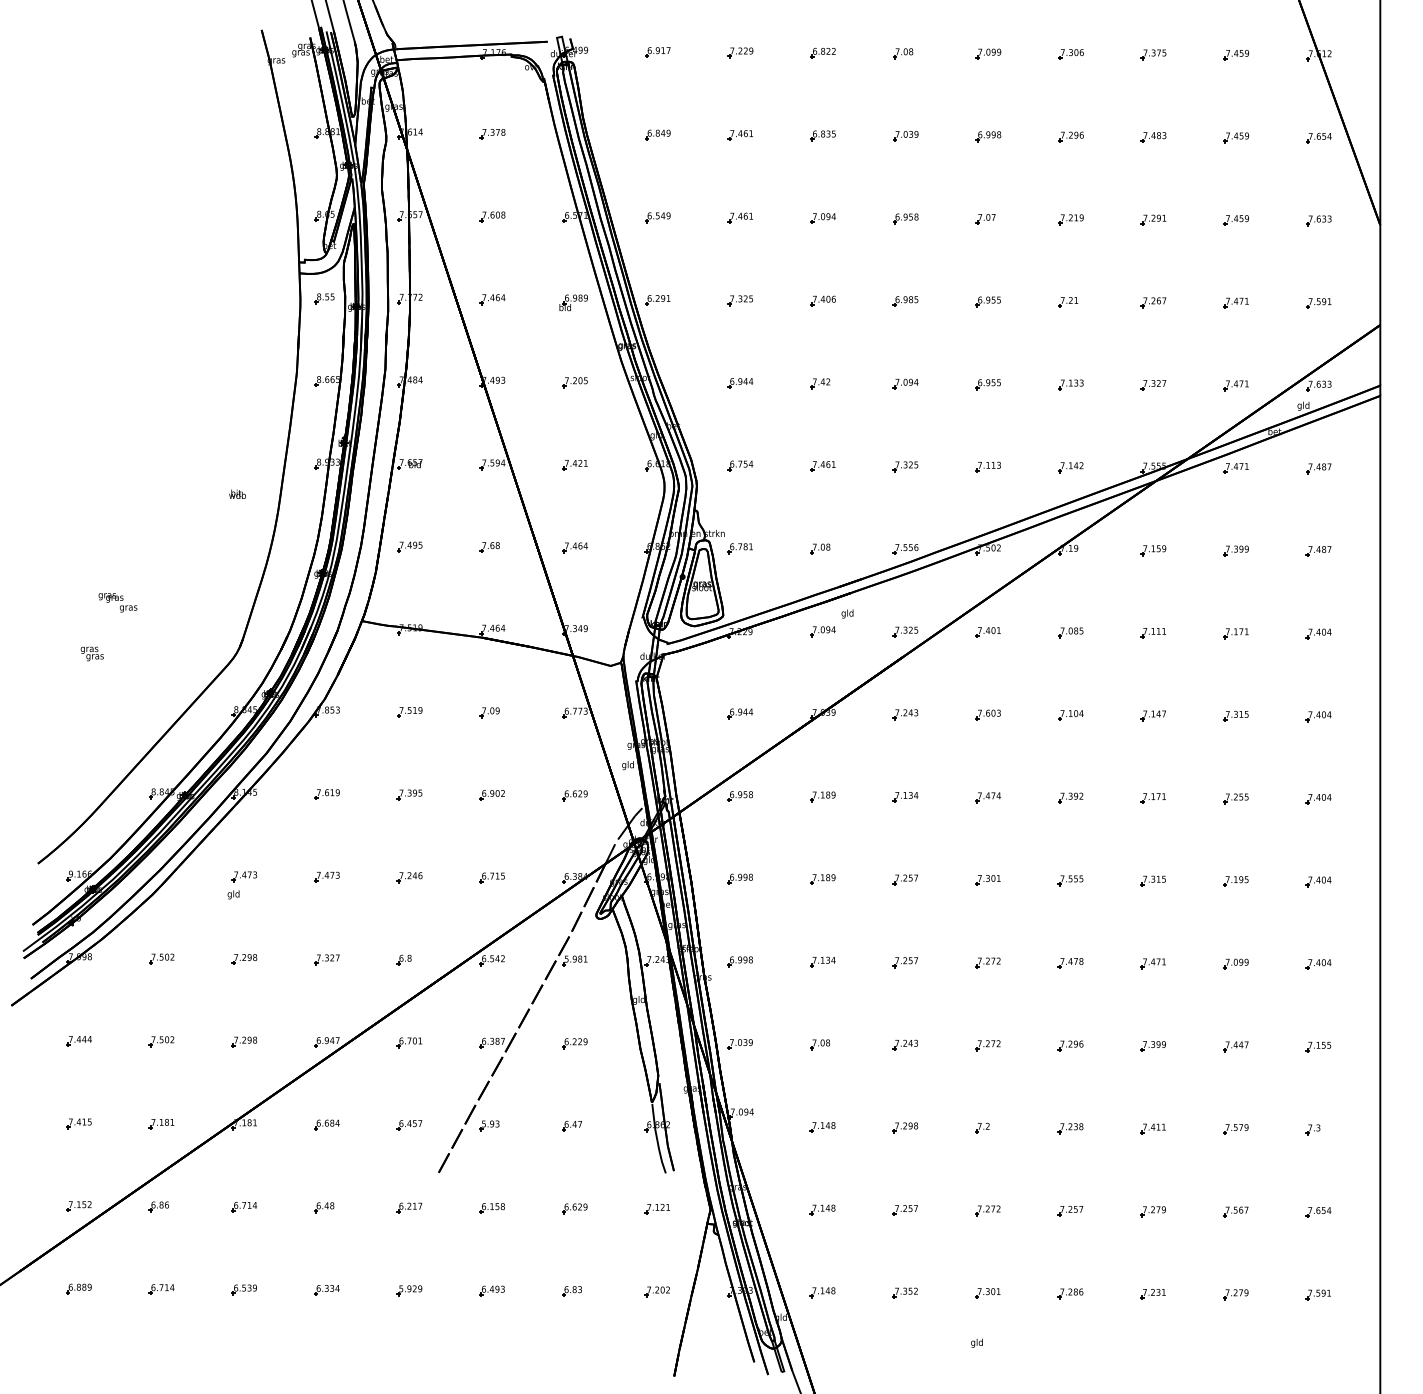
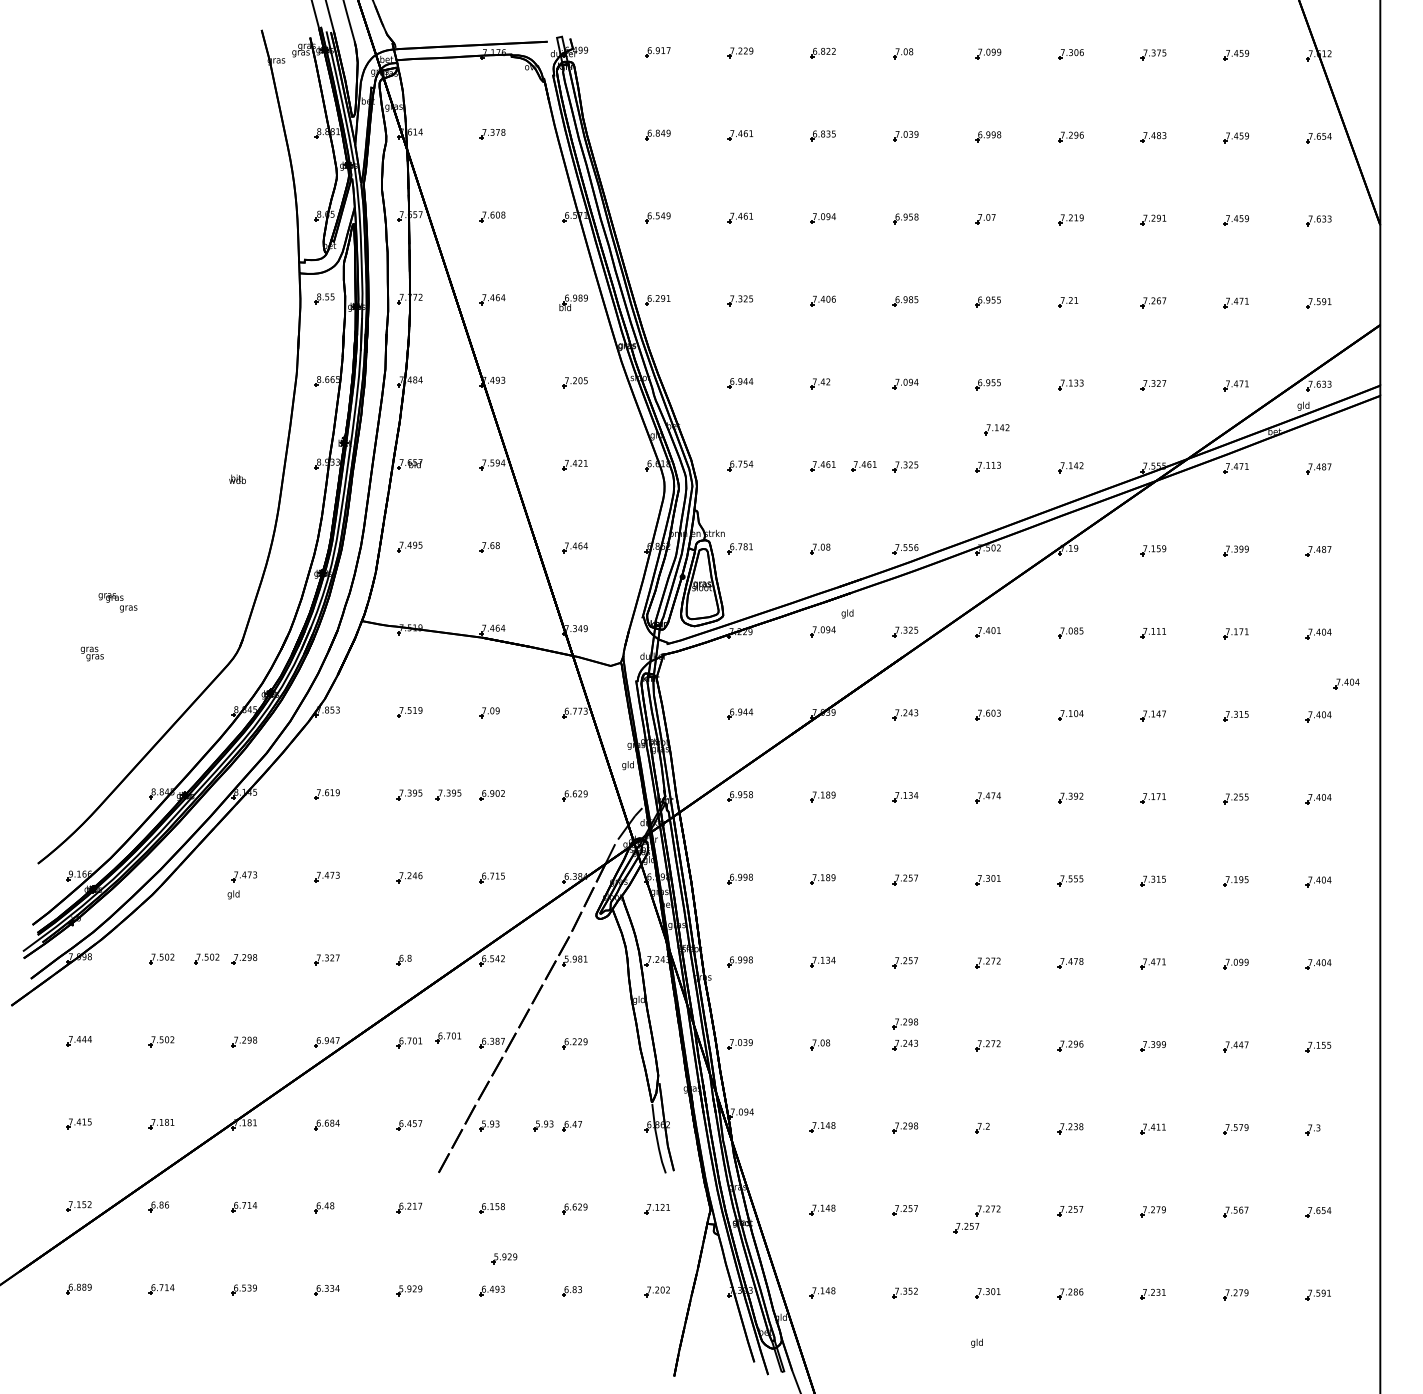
part: none -> present (996, 429)
part: none -> present (863, 466)
text position: (237, 493) -> (237, 478) (237, 478)
part: none -> present (1346, 683)
part: none -> present (448, 794)
part: none -> present (206, 958)
part: none -> present (905, 1023)
part: none -> present (448, 1037)
part: none -> present (543, 1125)
part: none -> present (966, 1228)
part: none -> present (504, 1258)
